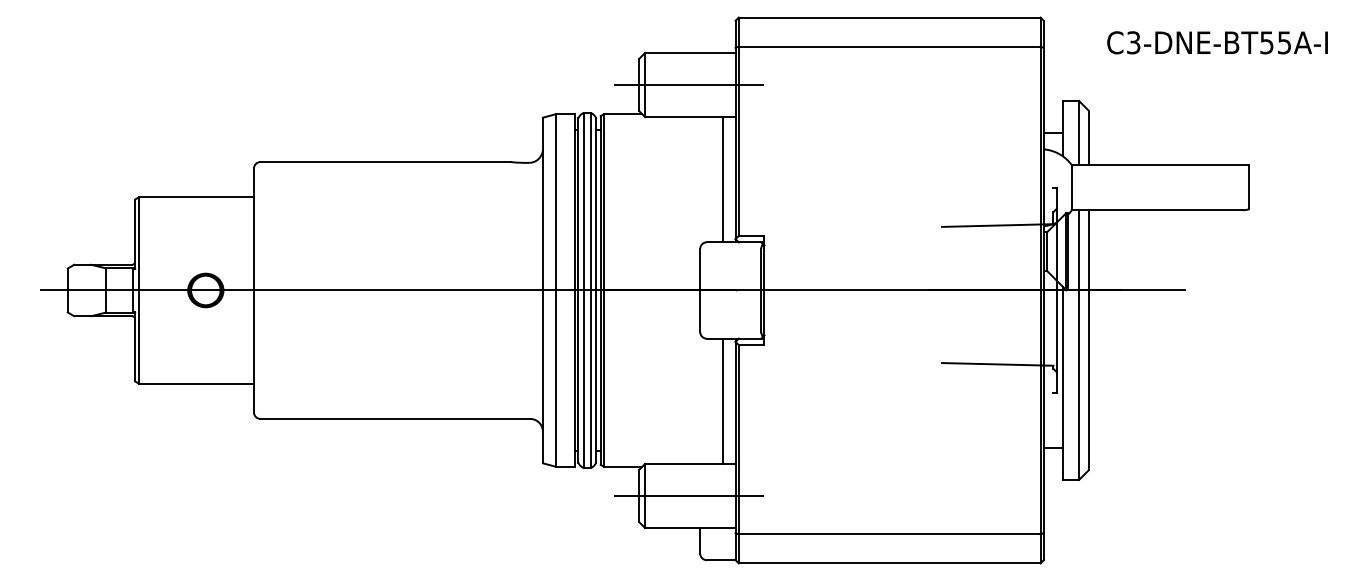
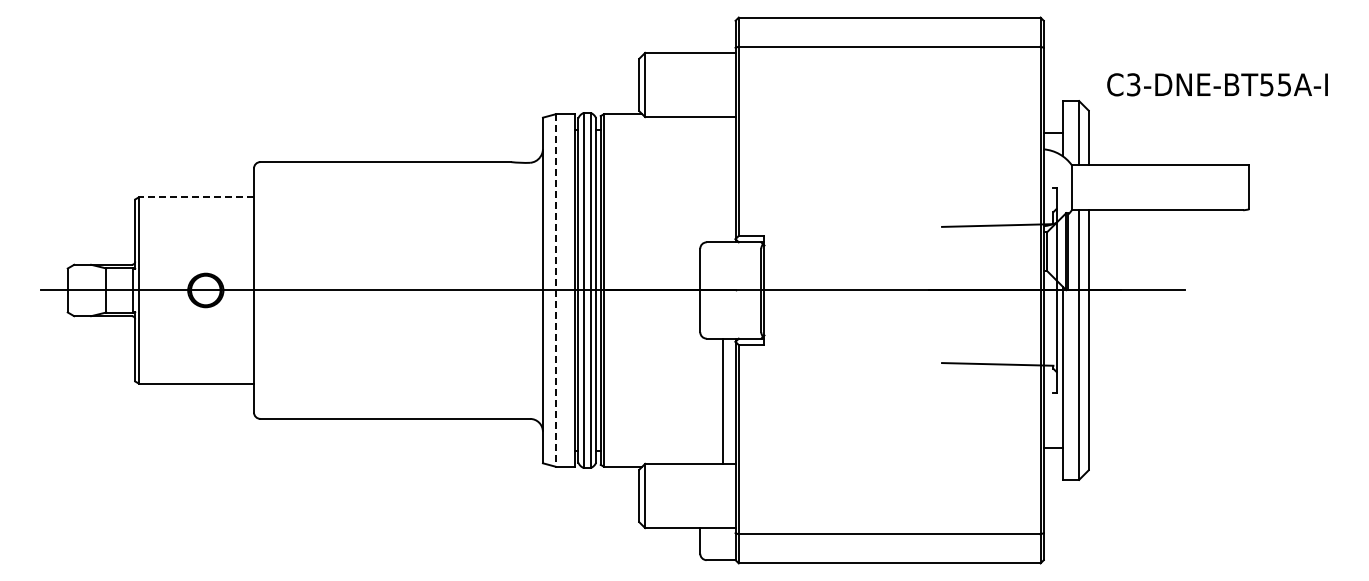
text position: (1217, 42) -> (1217, 84) (1217, 84)
line: present -> none (688, 85)
line: present -> none (722, 179)
line: solid -> dashed (196, 197)
line: solid -> dashed (555, 290)
line: present -> none (688, 495)
